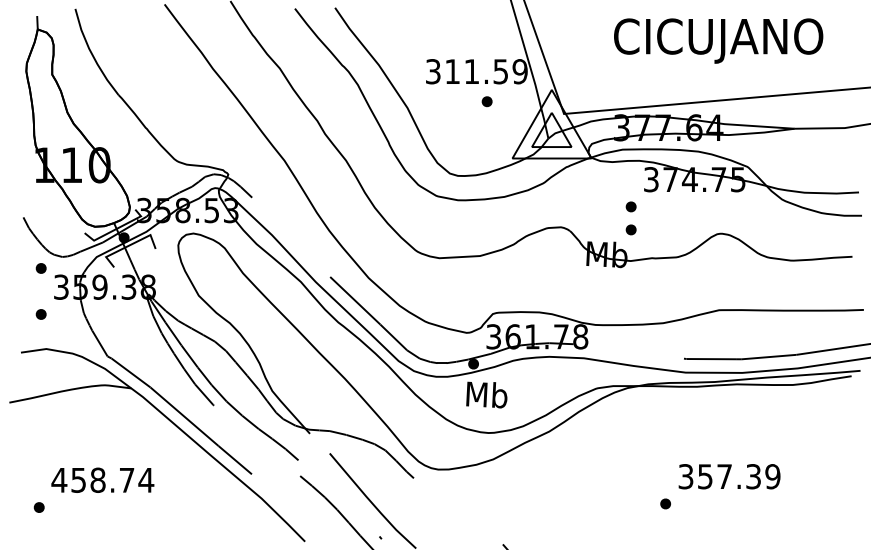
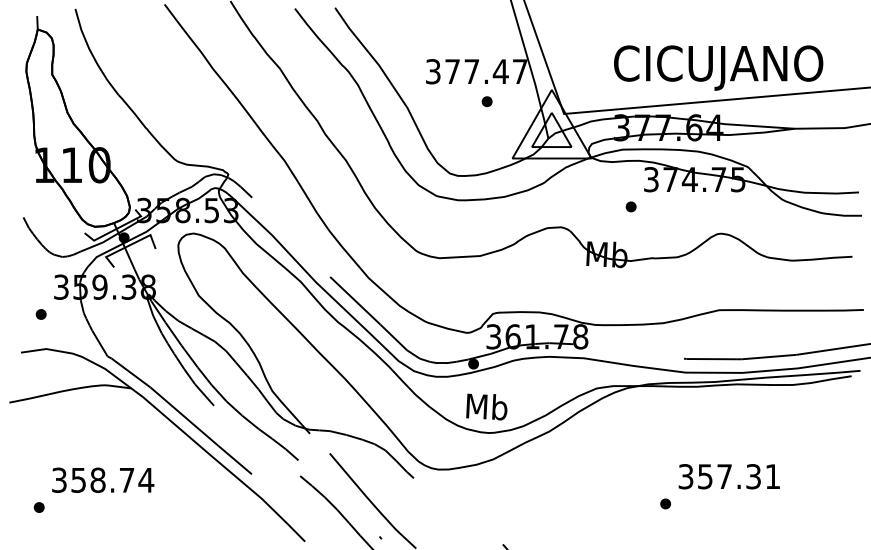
text position: (718, 40) -> (718, 67) (718, 67)
text: 311.59 -> 377.47 (486, 71)
part: present -> none (630, 229)
part: present -> none (40, 268)
text position: (486, 394) -> (486, 406) (486, 406)
text: 357.39 -> 357.31 (772, 476)
text: 458.74 -> 358.74 (59, 479)
